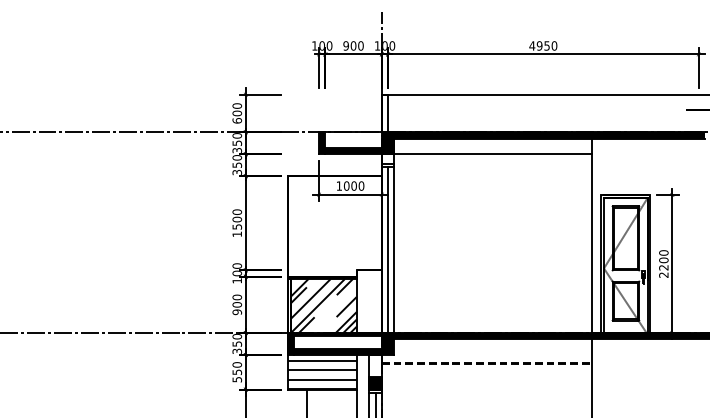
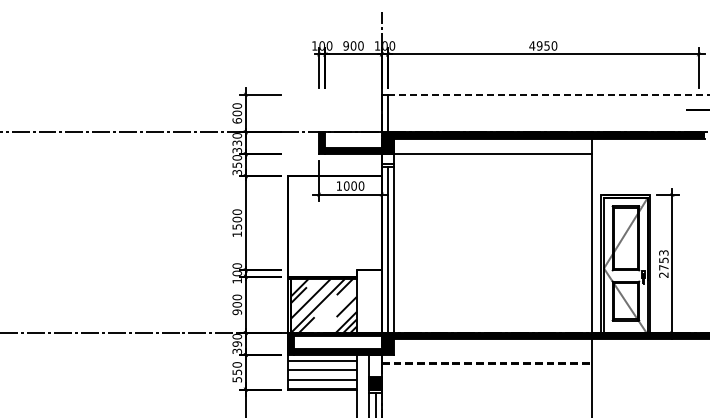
line: solid -> dashed (526, 94)
text: 350 -> 330 (236, 142)
text: 2200 -> 2753 (663, 260)
text: 350 -> 390 (236, 343)
line: present -> none (306, 401)
